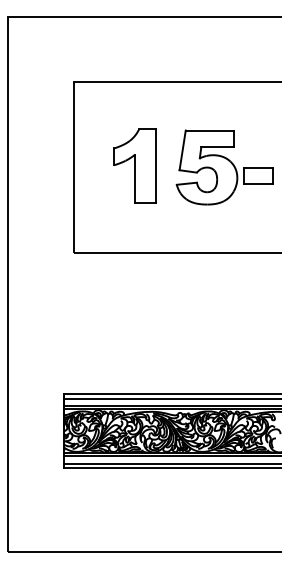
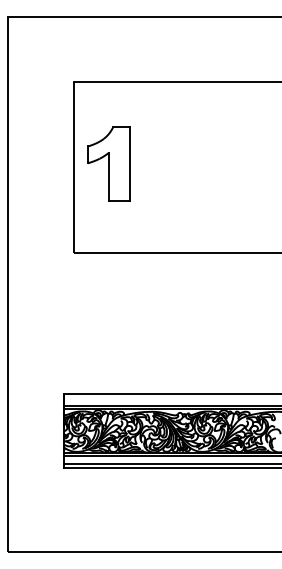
part position: (134, 165) -> (108, 163) (108, 163)
part: present -> none (224, 167)
line: present -> none (170, 398)
